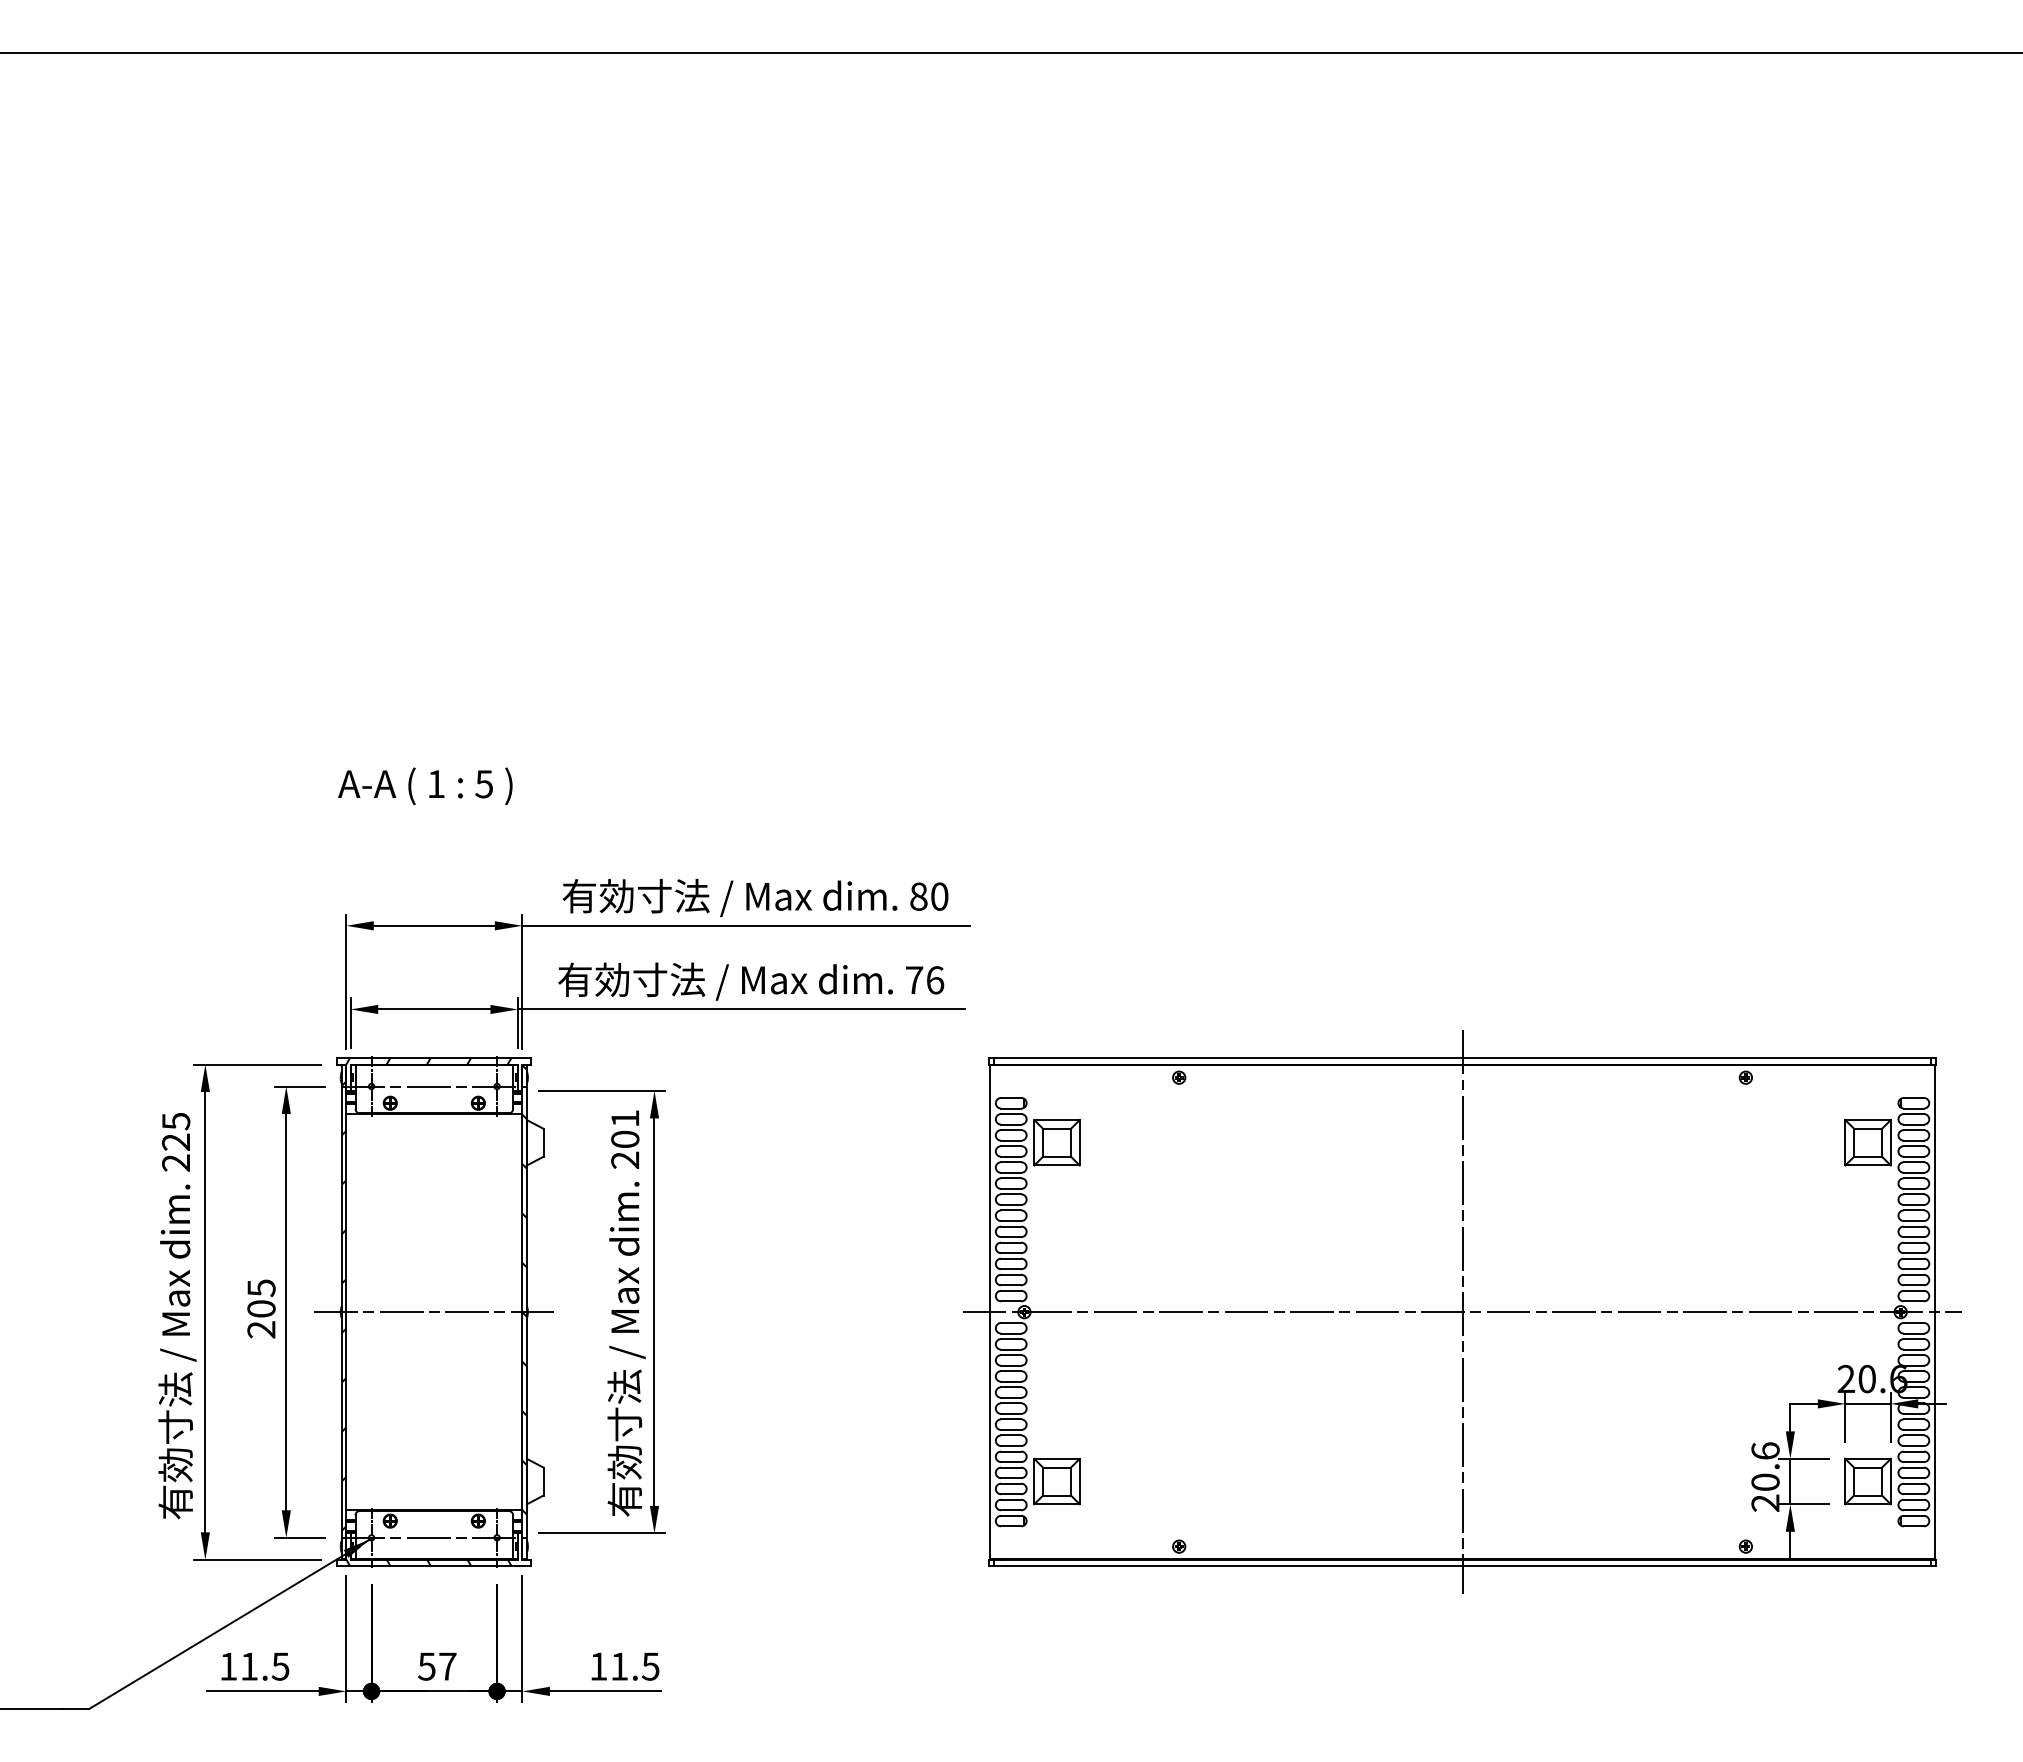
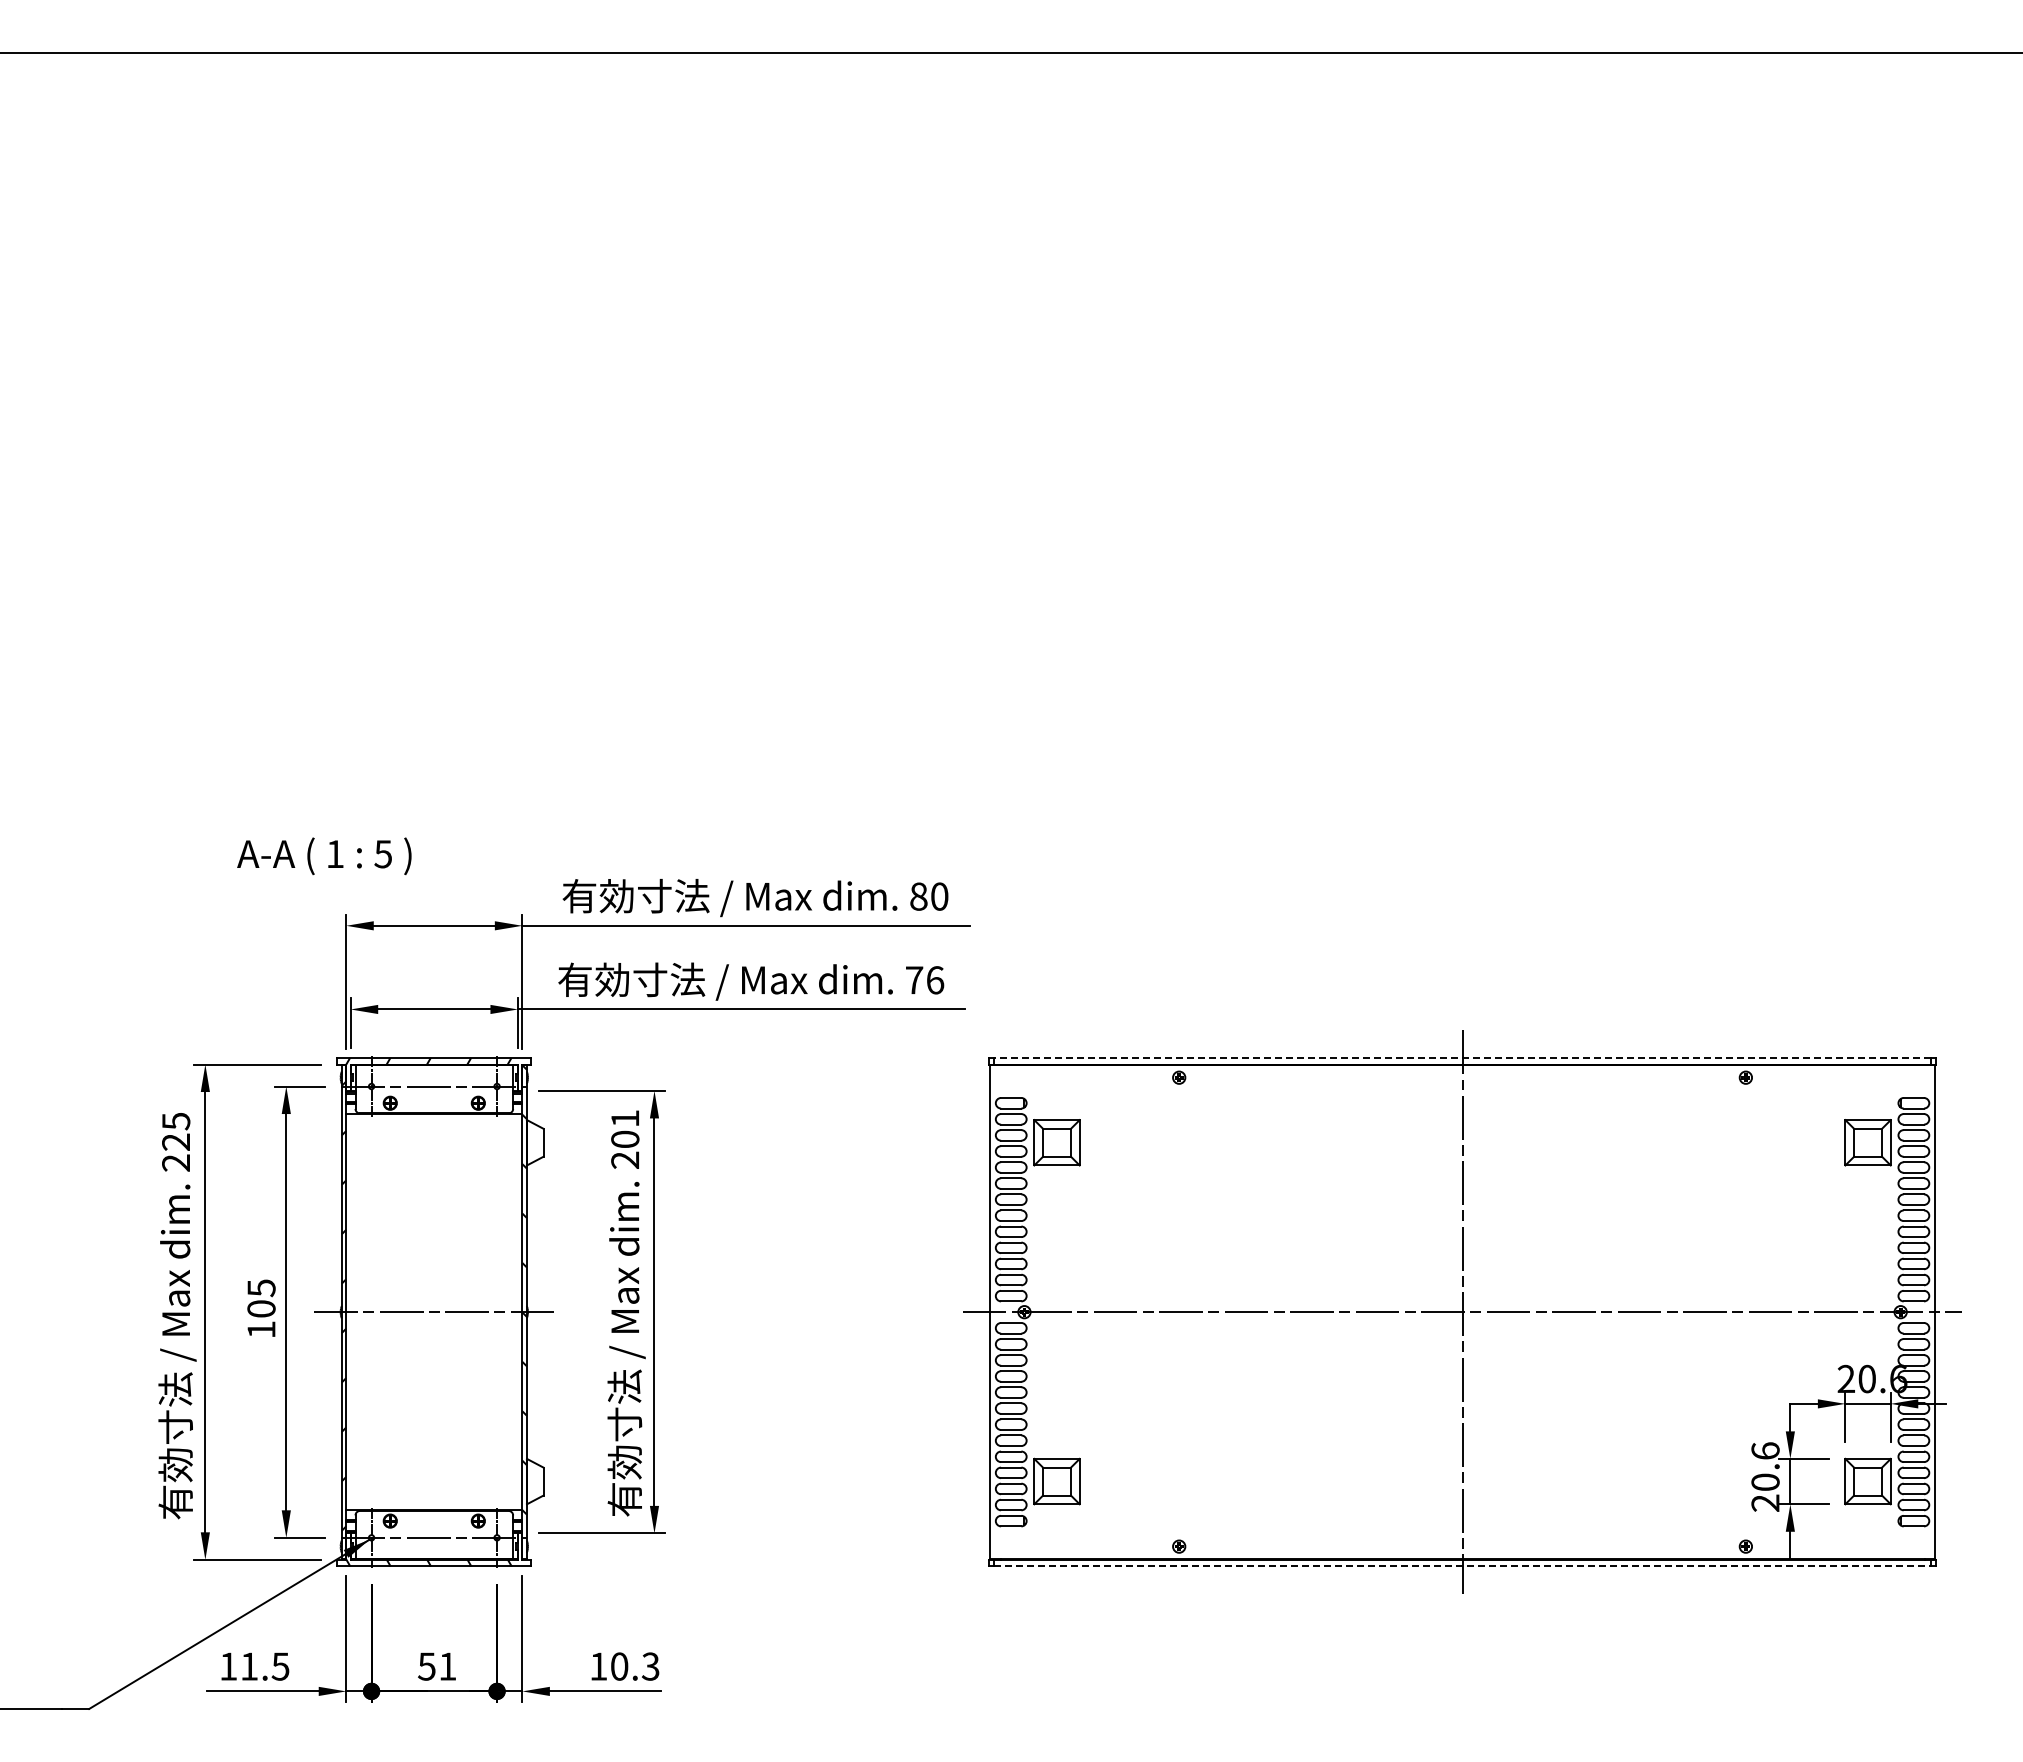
text position: (425, 786) -> (324, 856) (324, 856)
line: solid -> dashed (1462, 1057)
text: 205 -> 105 (261, 1329)
line: solid -> dashed (1462, 1566)
text: 57 -> 51 (447, 1666)
text: 11.5 -> 10.3 (635, 1666)
